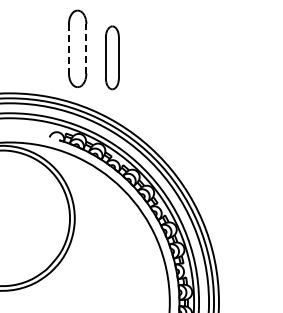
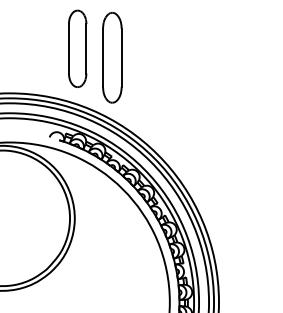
line: dashed -> solid (68, 48)
line: dashed -> solid (86, 48)
part size: 15x66 px -> 21x92 px (112, 57)
